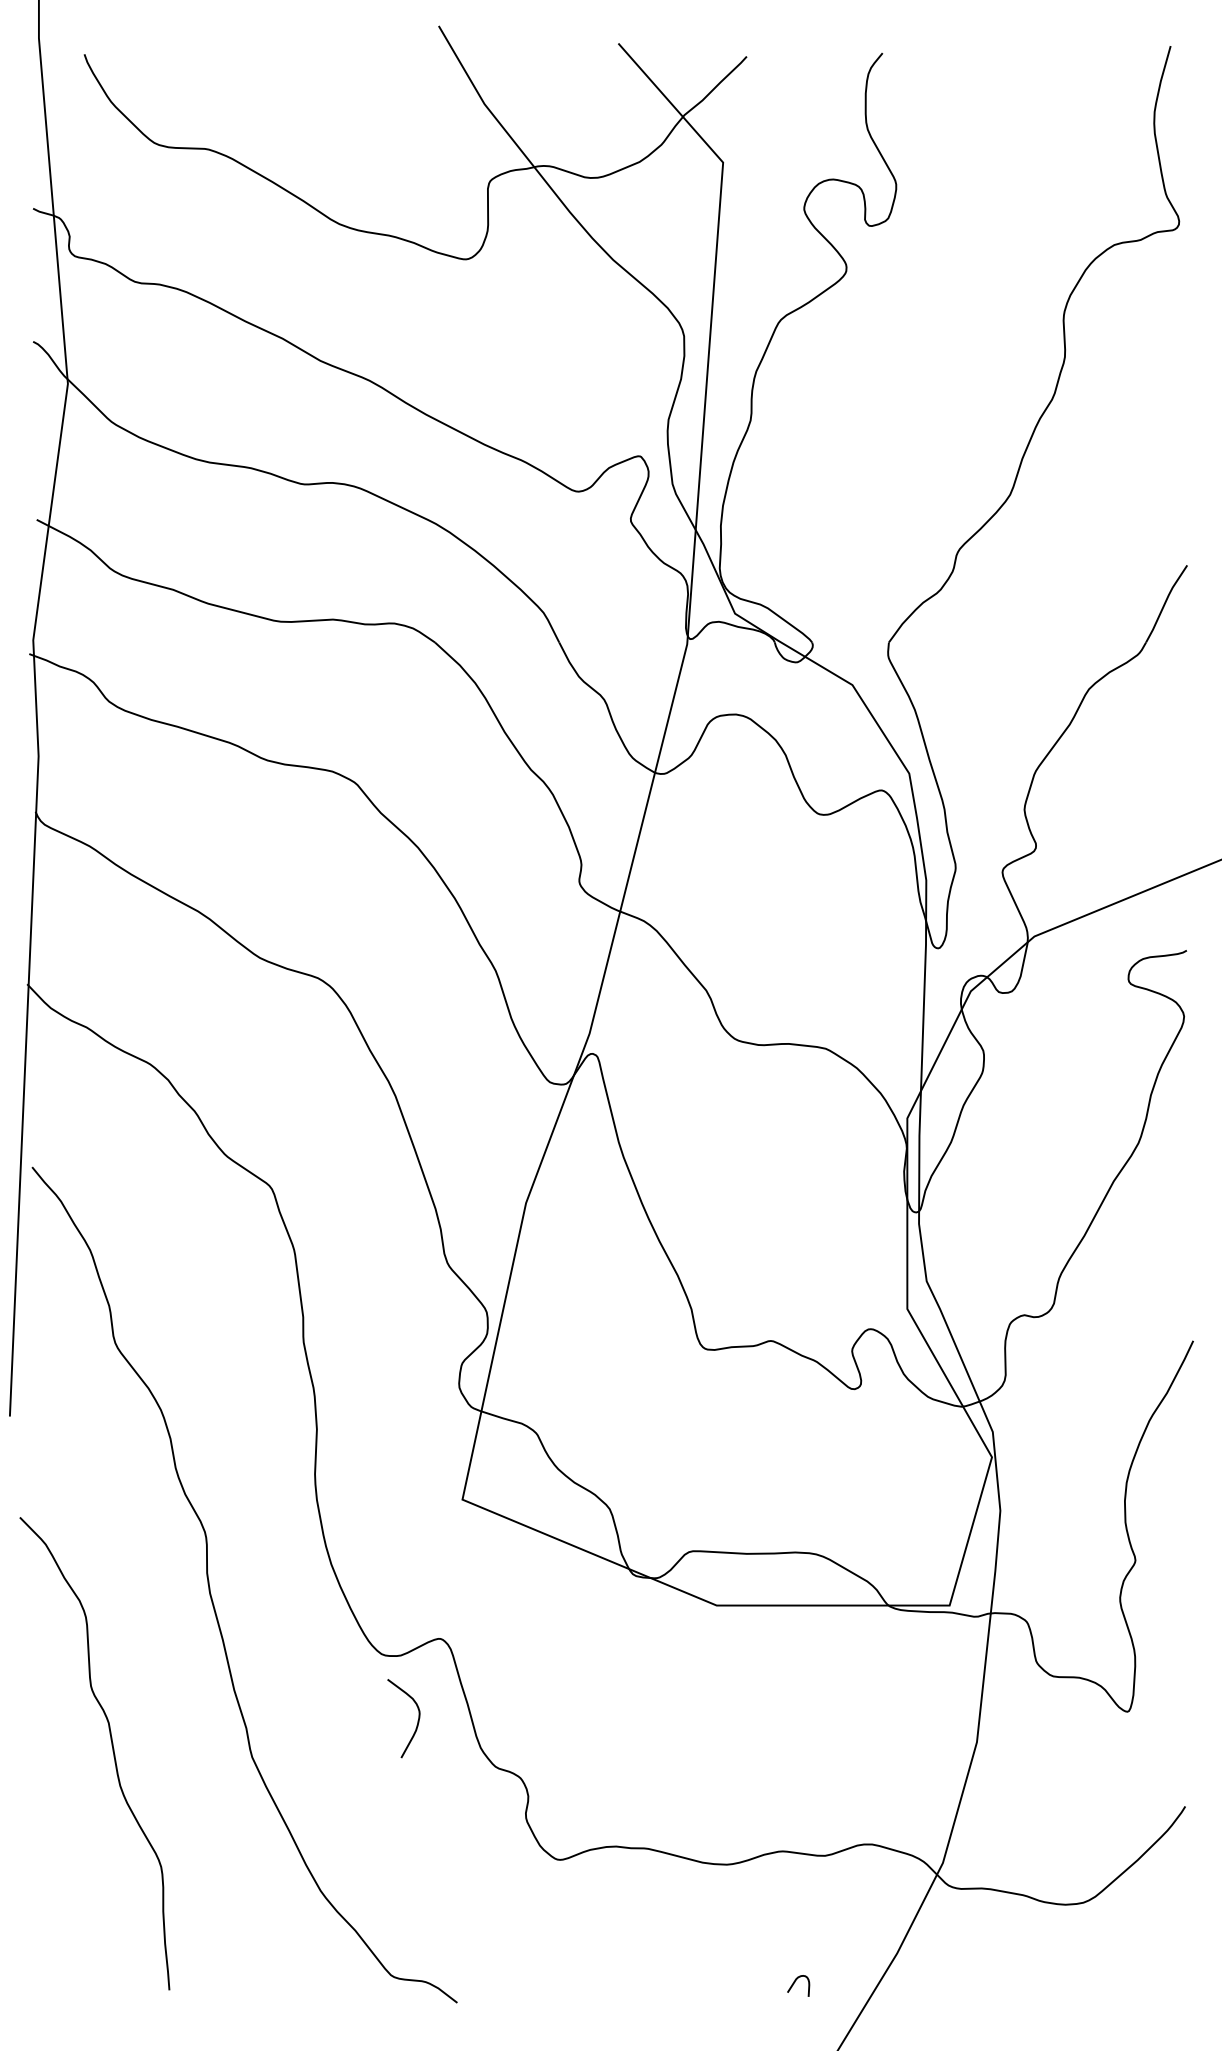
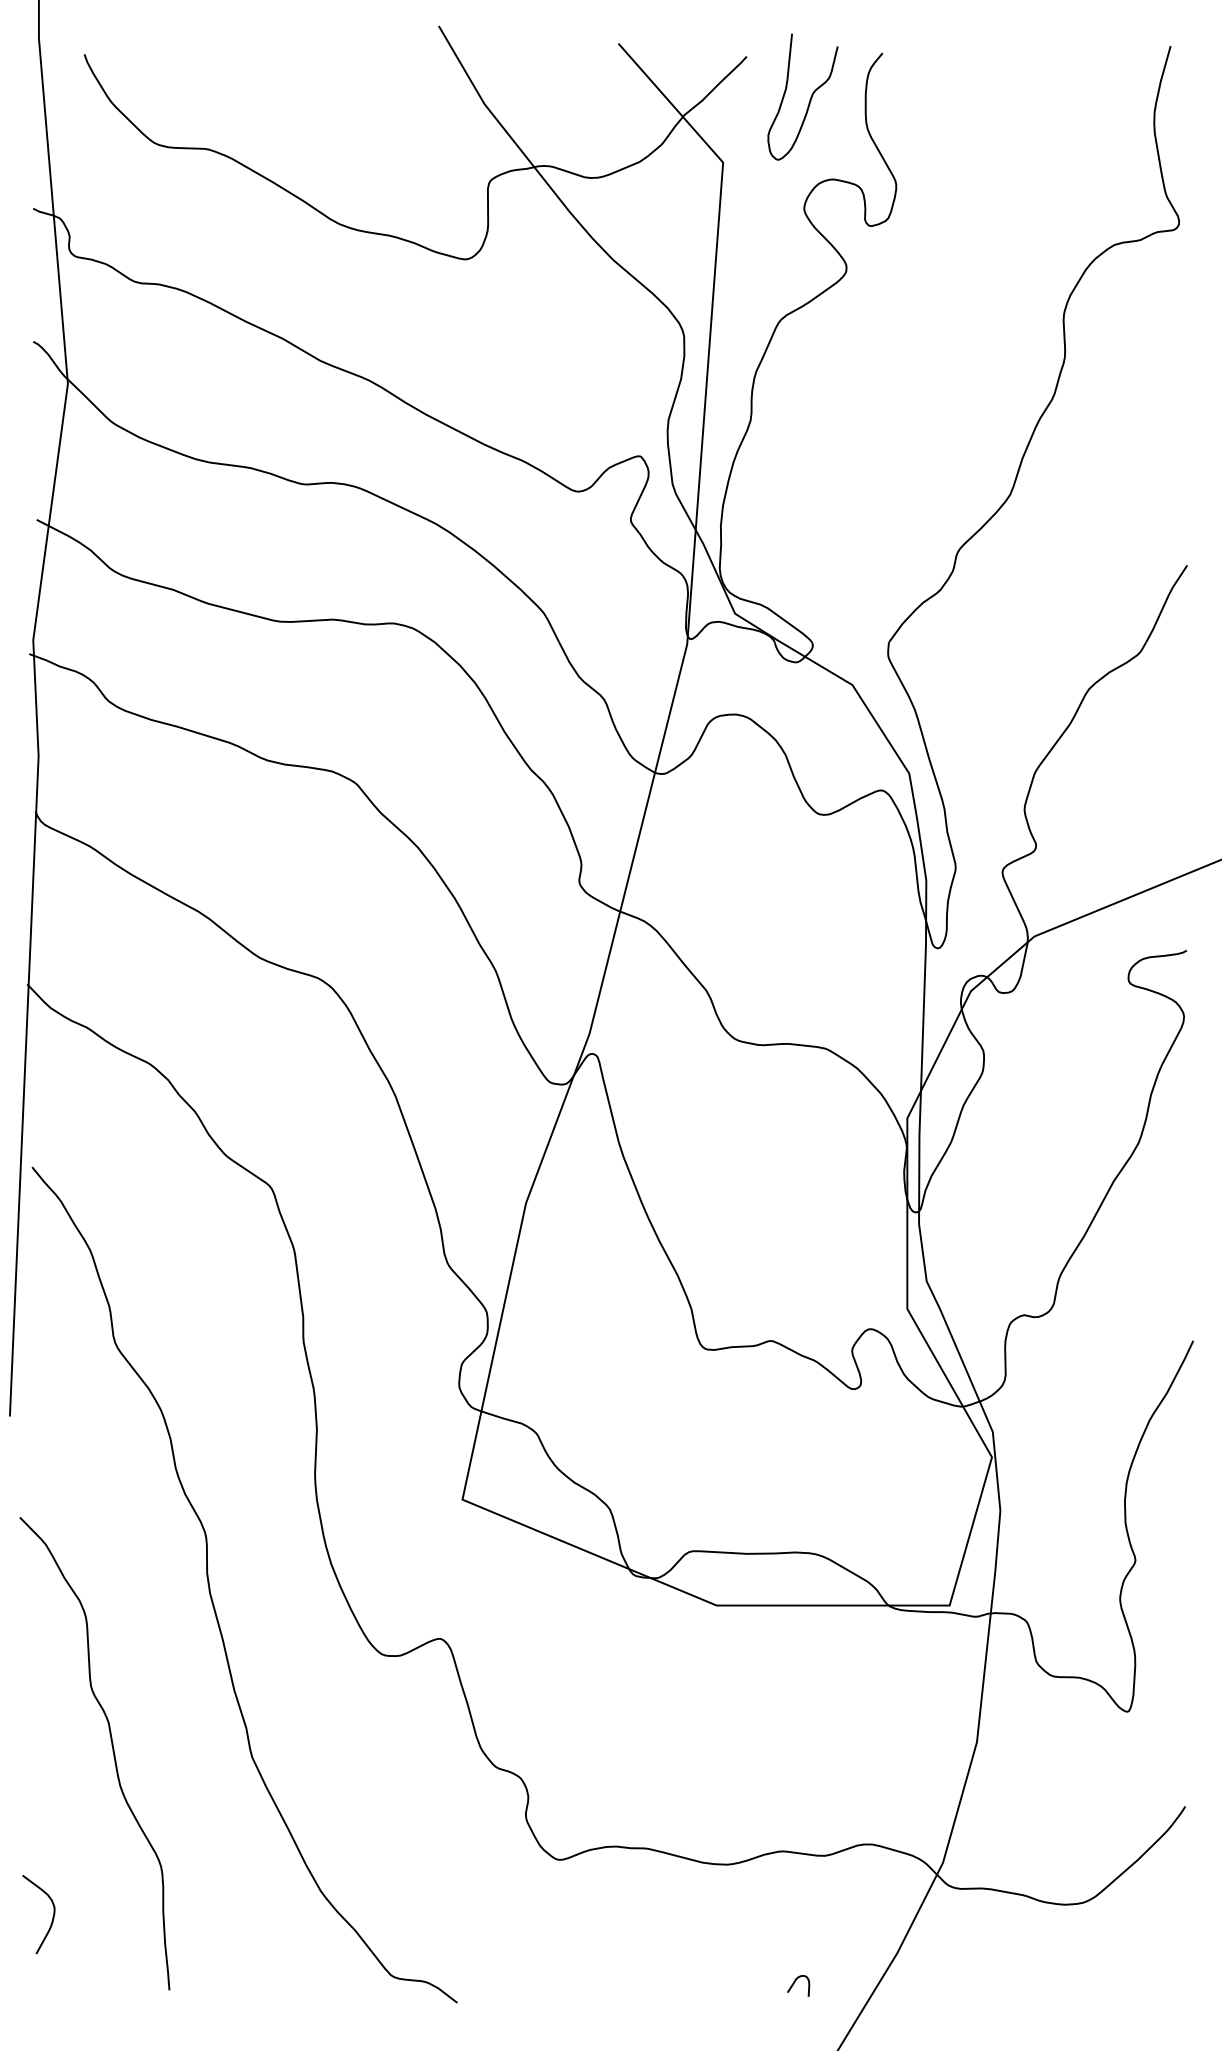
curve: none -> present (809, 99)
curve position: (417, 1720) -> (52, 1916) (52, 1916)
